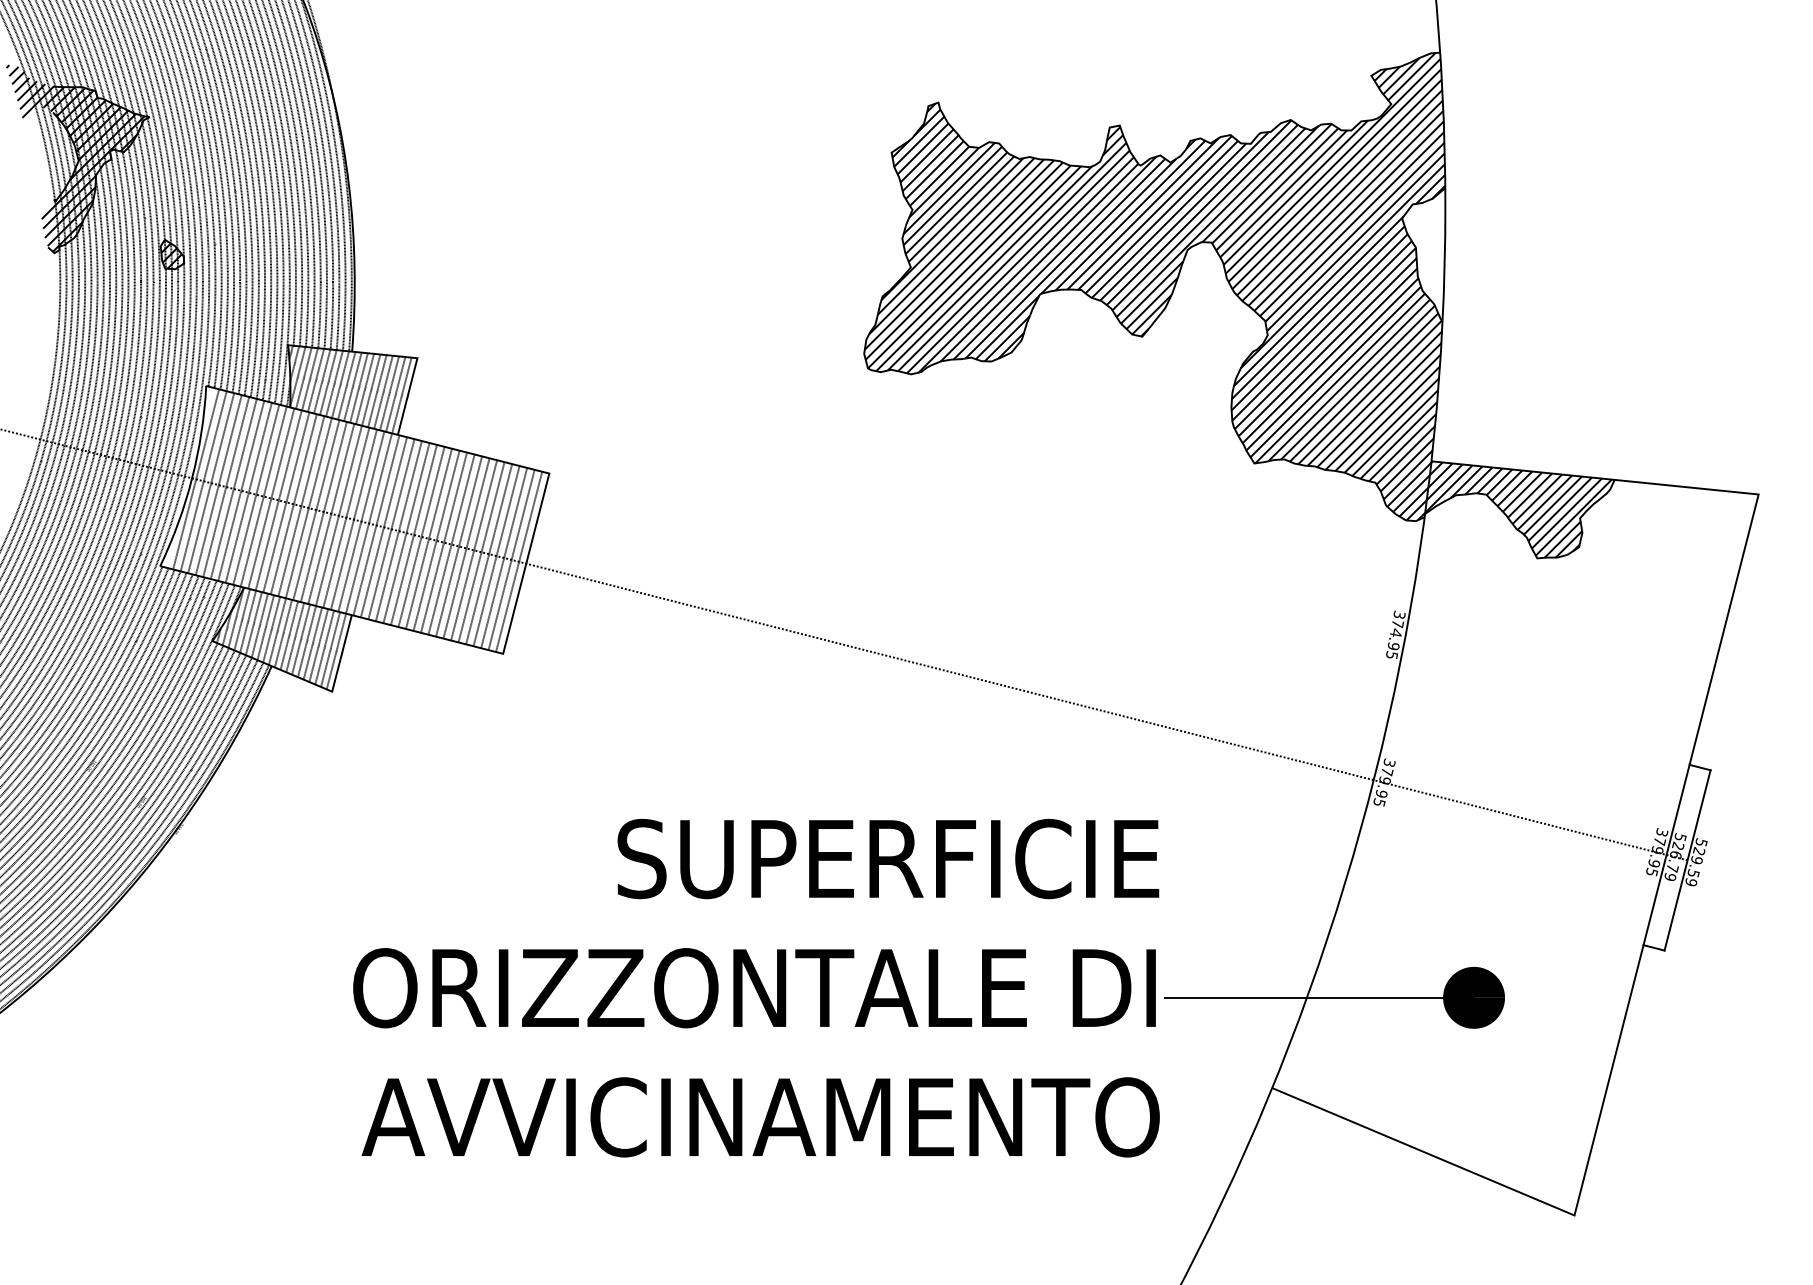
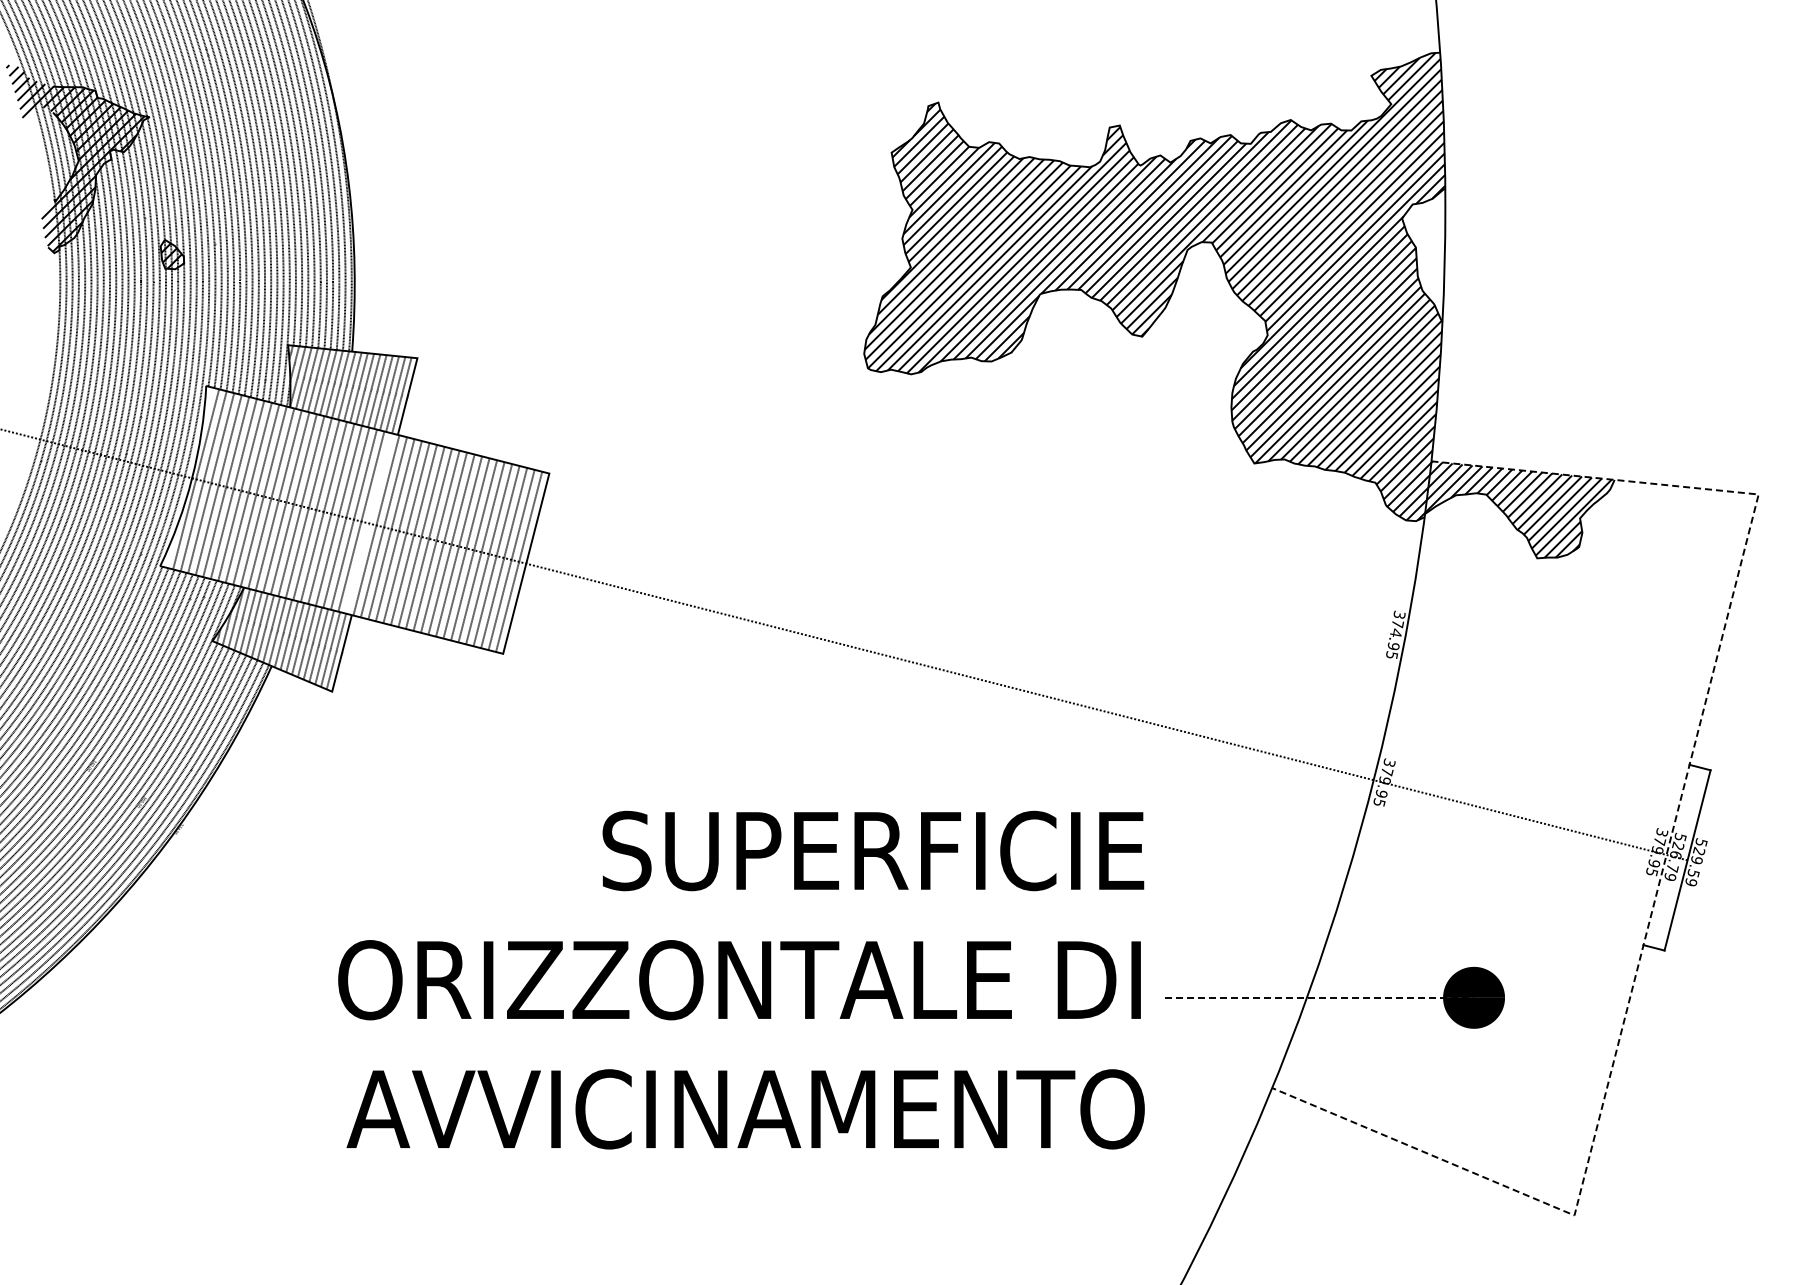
line: present -> none (368, 523)
line: solid -> dashed (1666, 855)
text position: (756, 987) -> (741, 979) (741, 979)
line: solid -> dashed (1320, 997)
